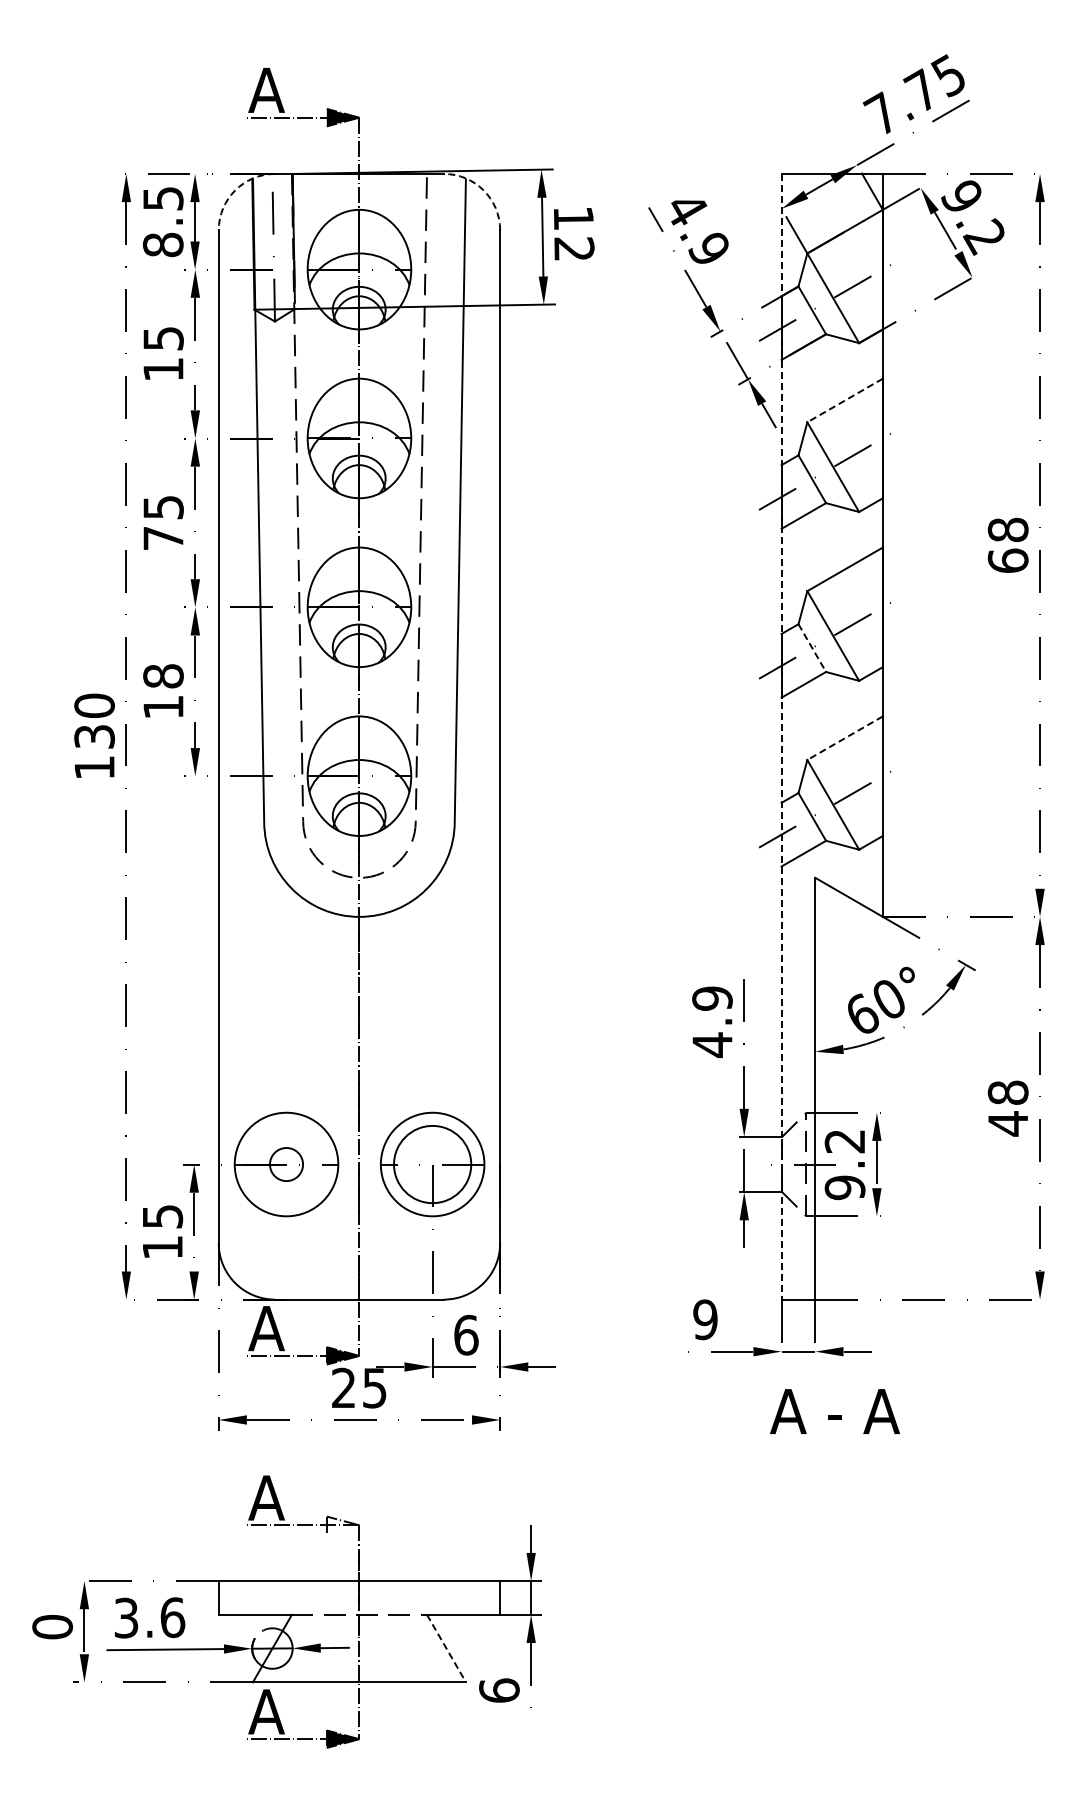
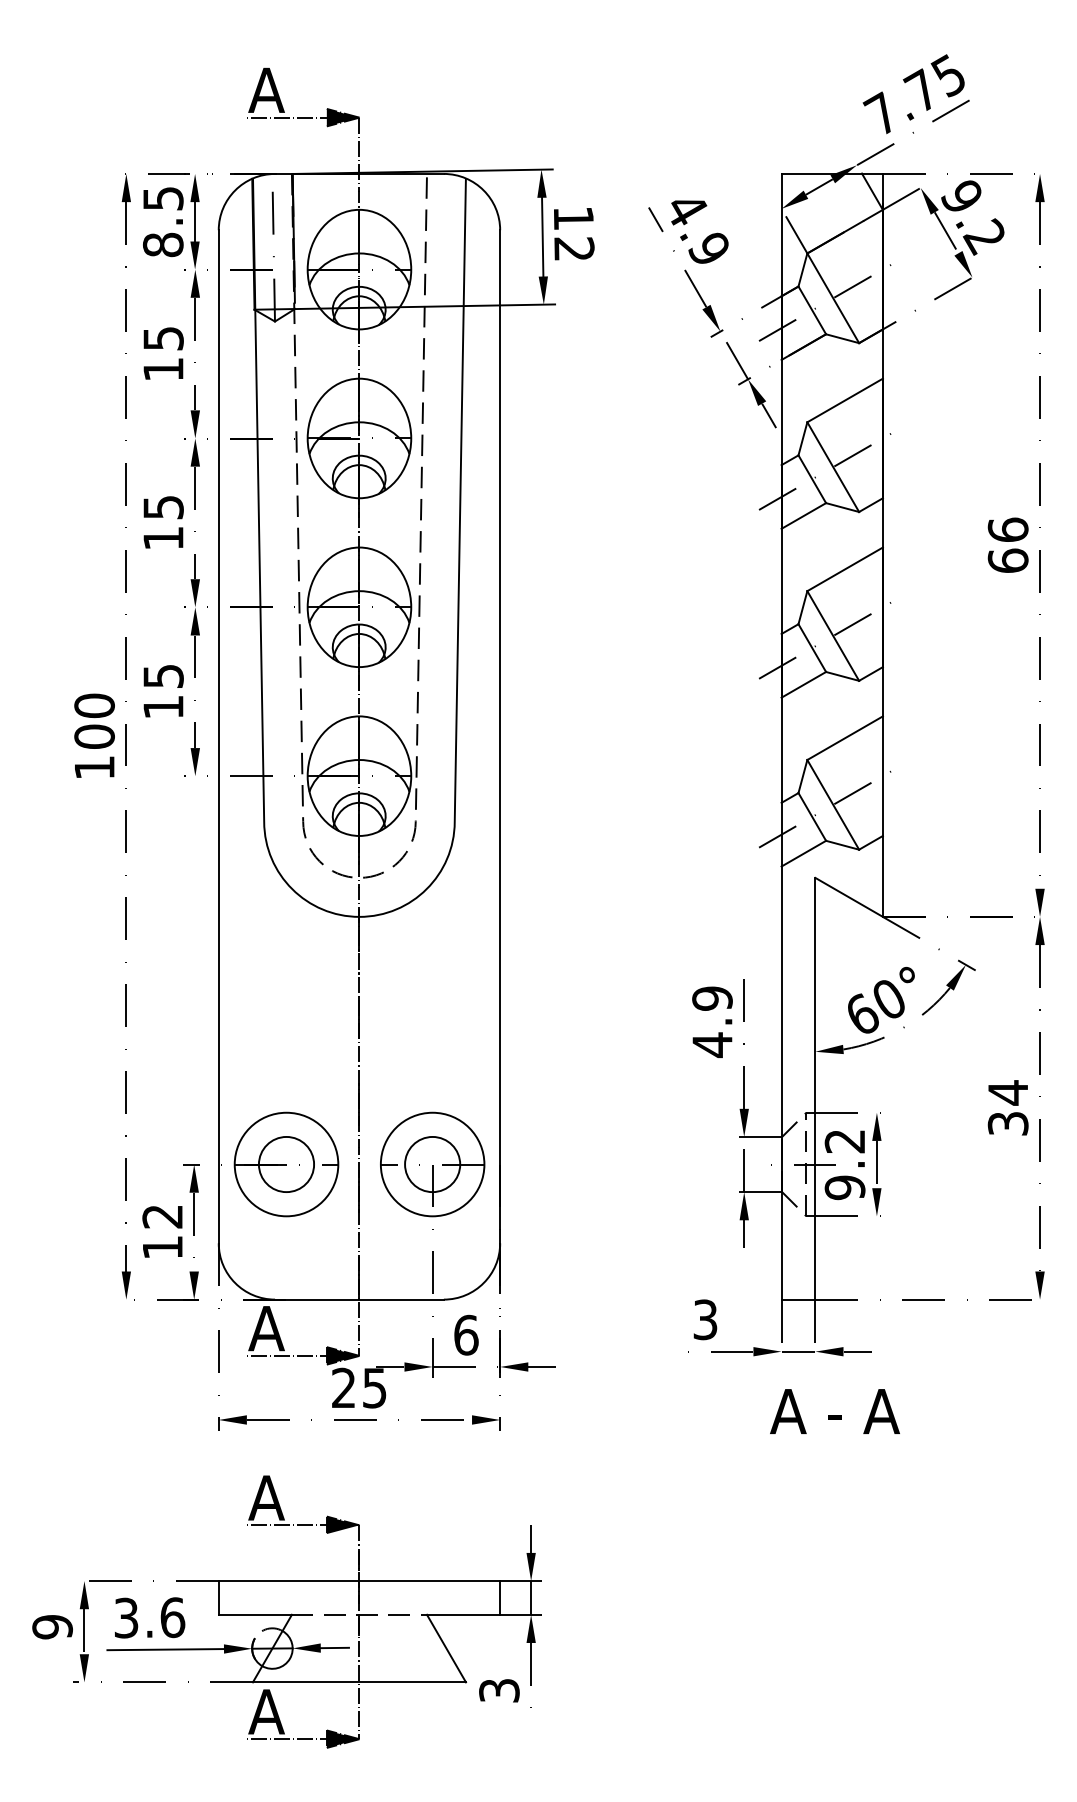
arc: dashed -> solid (235, 190)
arc: dashed -> solid (483, 190)
line: dashed -> solid (845, 400)
text: 68 -> 66 (1007, 529)
text: 75 -> 15 (163, 538)
line: dashed -> solid (812, 648)
text: 18 -> 15 (163, 676)
text: 130 -> 100 (94, 736)
line: dashed -> solid (781, 736)
line: dashed -> solid (845, 738)
text: 48 -> 34 (1007, 1108)
circle diameter: 33 px -> 55 px (286, 1164)
circle diameter: 77 px -> 55 px (432, 1164)
text: 15 -> 12 (162, 1216)
text: 9 -> 3 (705, 1319)
fill: none -> present (342, 1525)
text: 0 -> 9 (52, 1626)
line: dashed -> solid (446, 1648)
text: 6 -> 3 (499, 1690)
